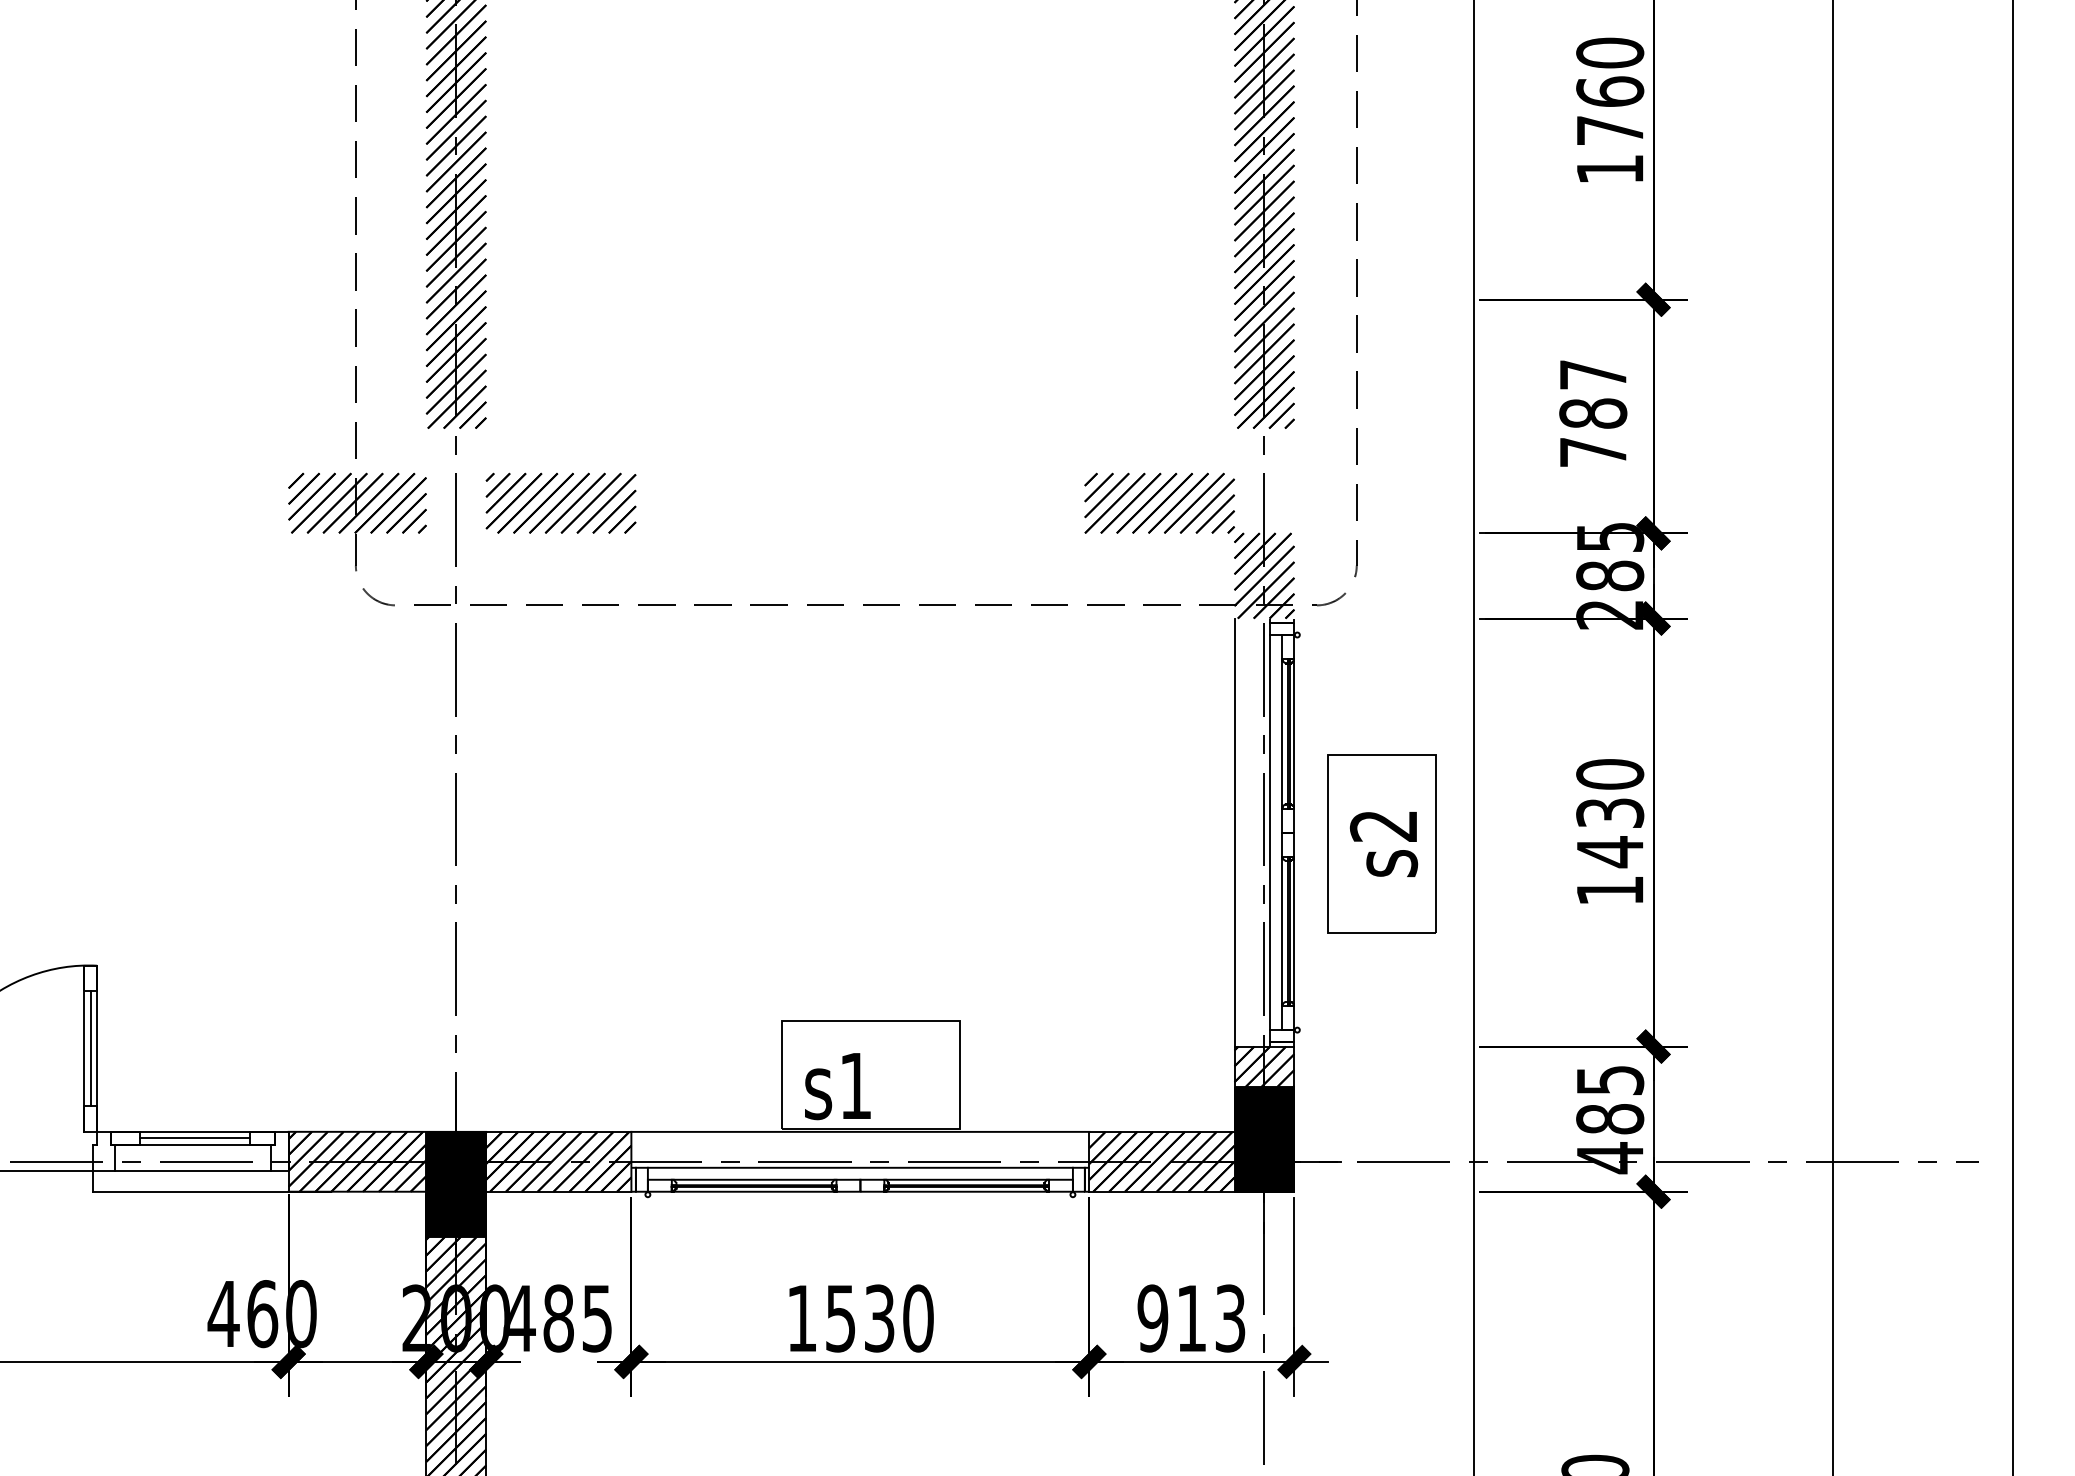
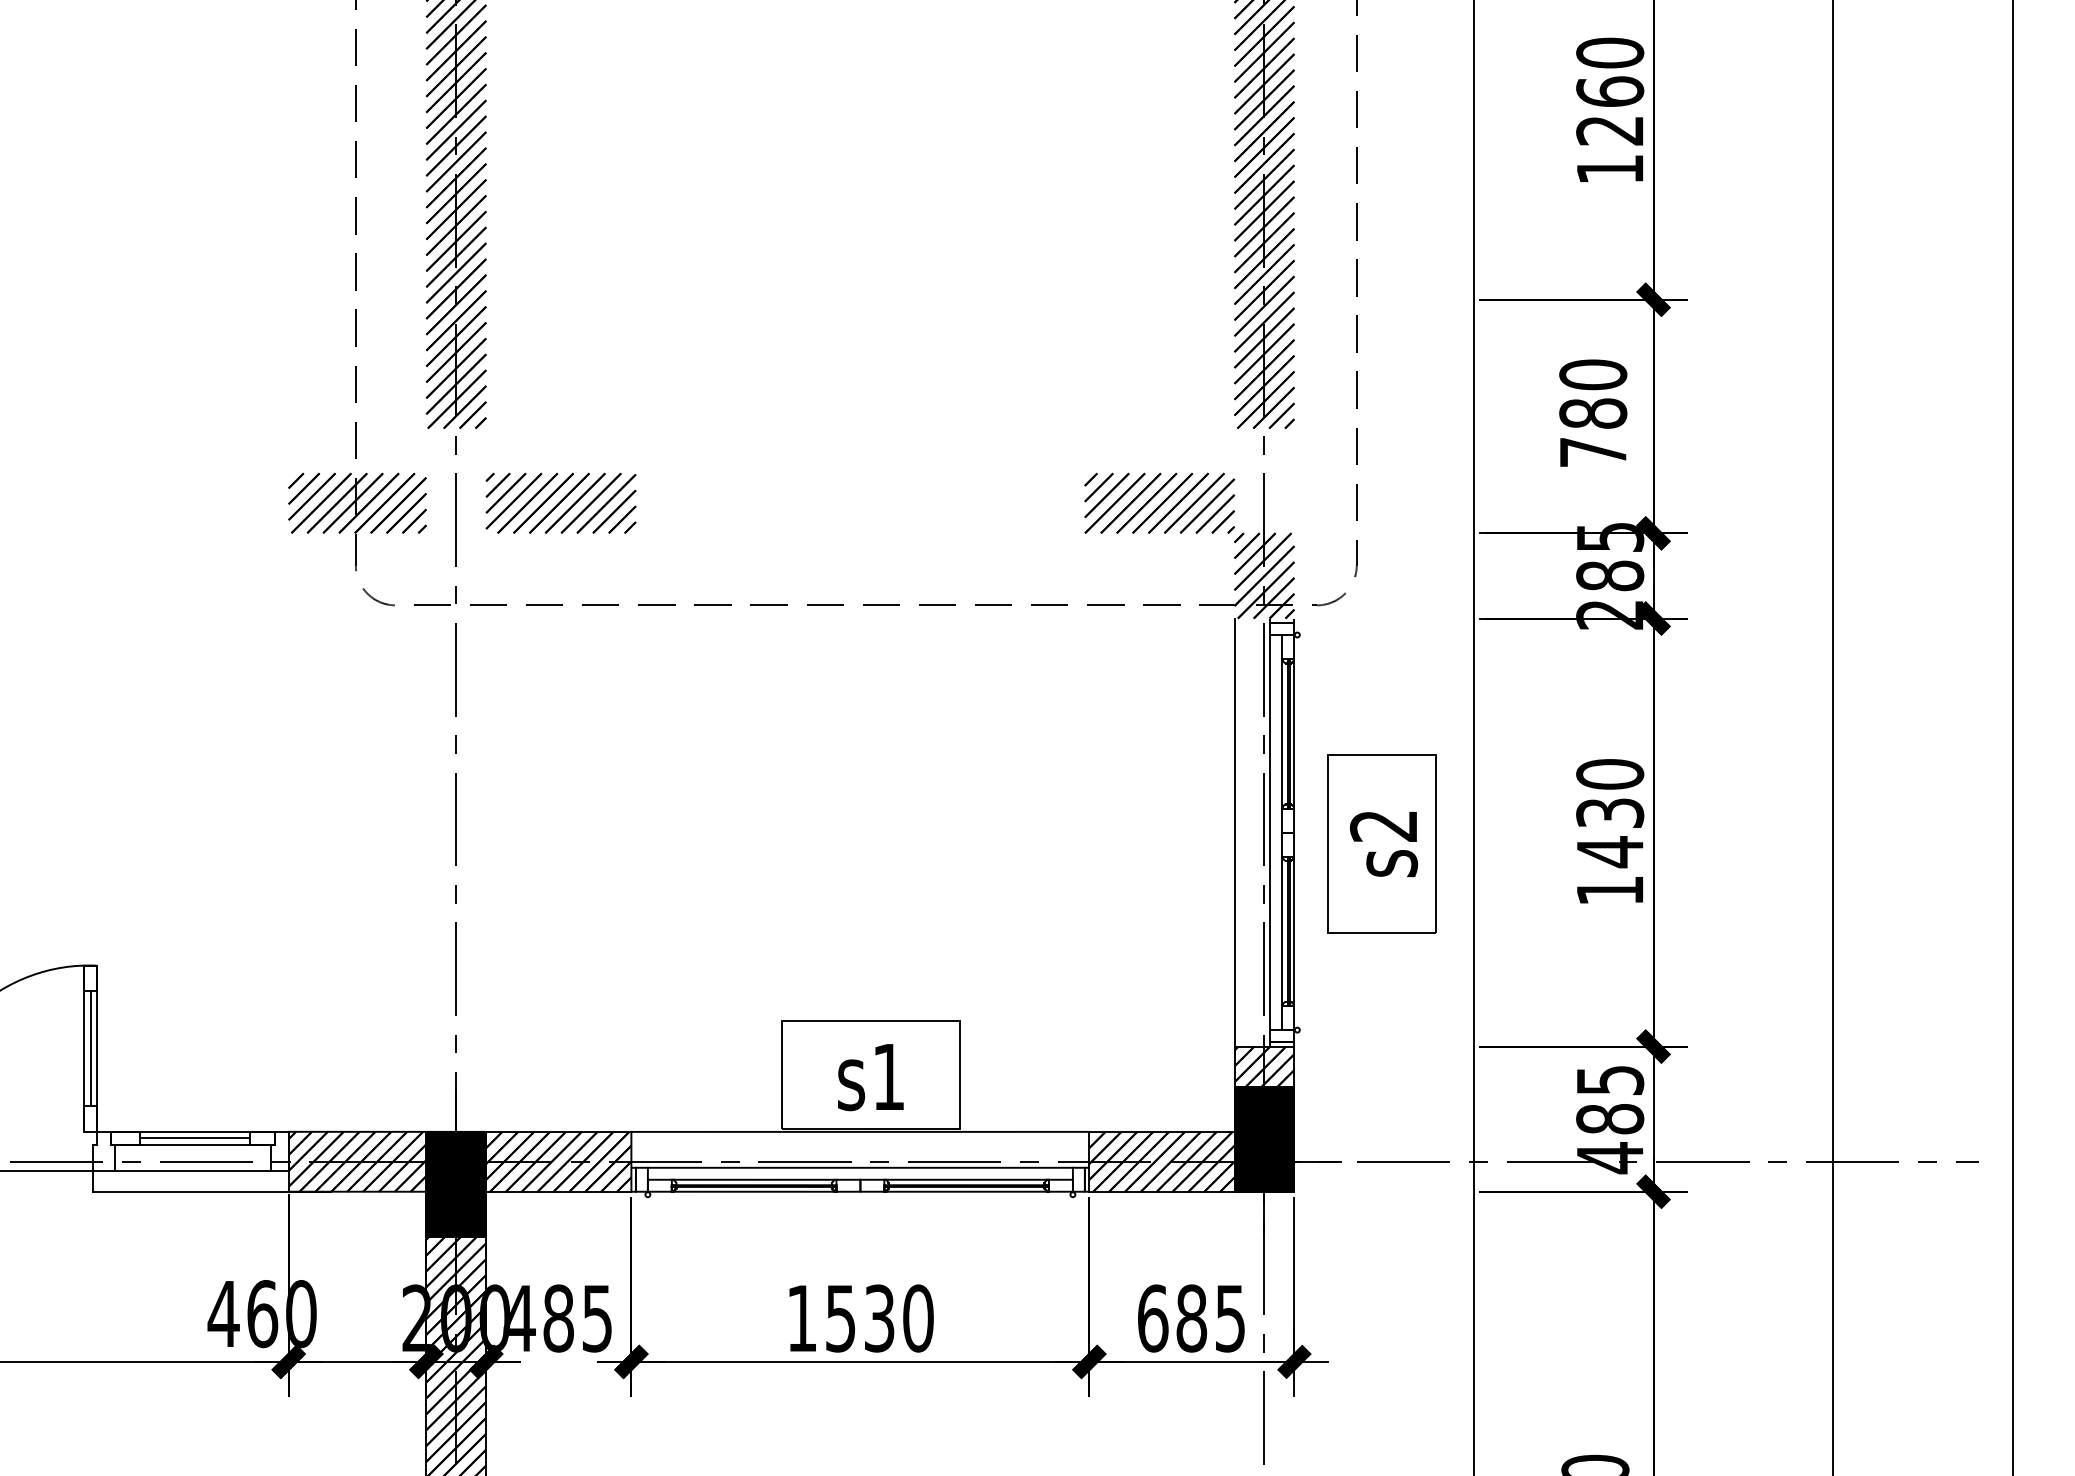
text: 1760 -> 1260 (1609, 130)
text: 787 -> 780 (1593, 374)
text position: (837, 1086) -> (870, 1077) (870, 1077)
text: 913 -> 685 (1191, 1318)
